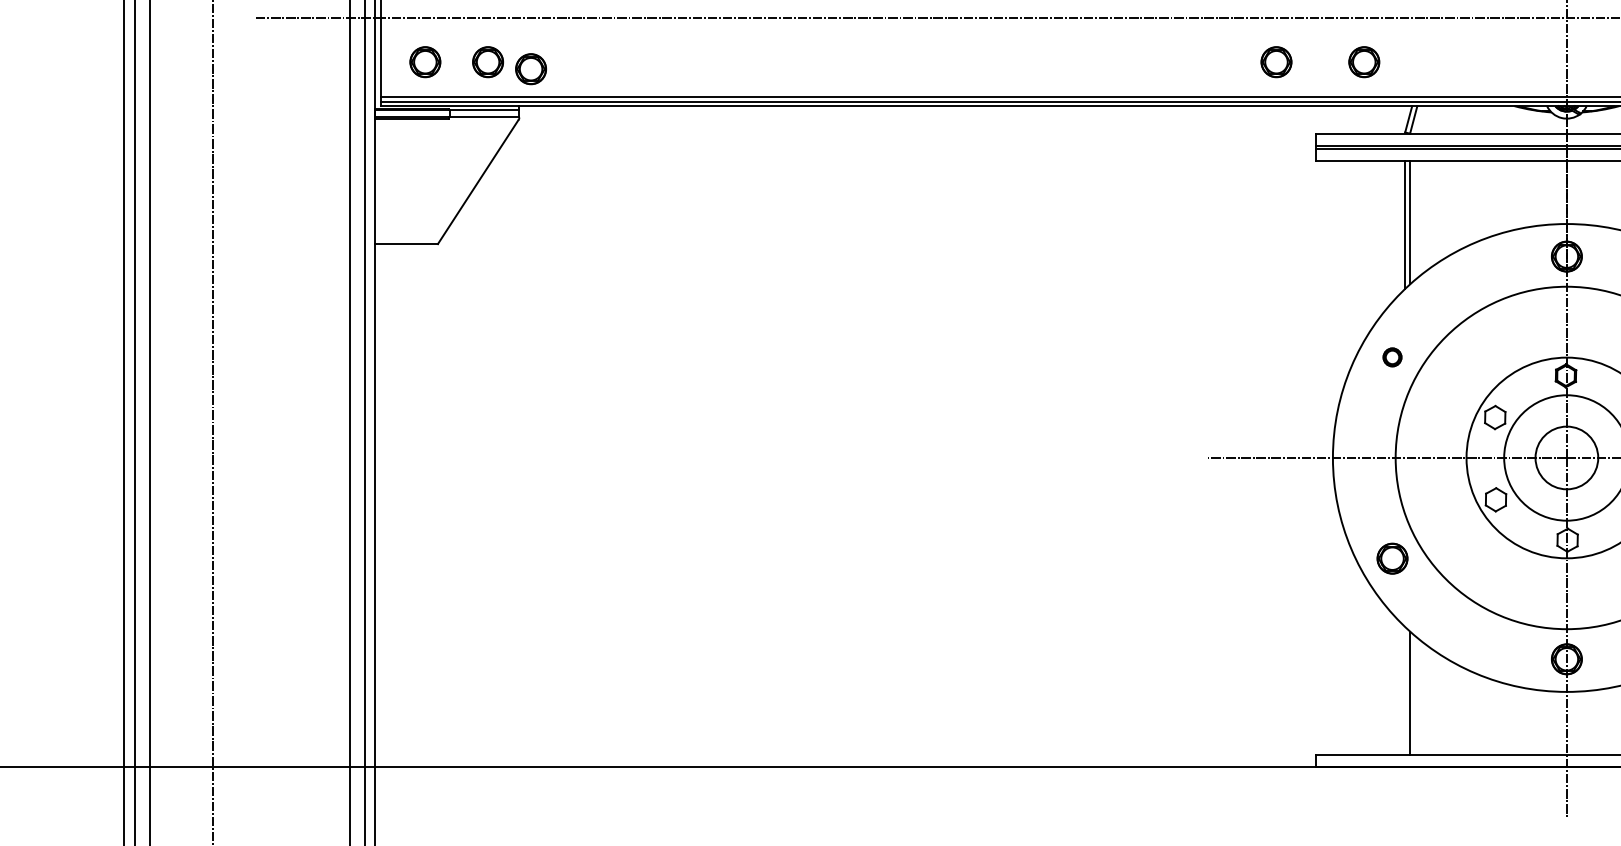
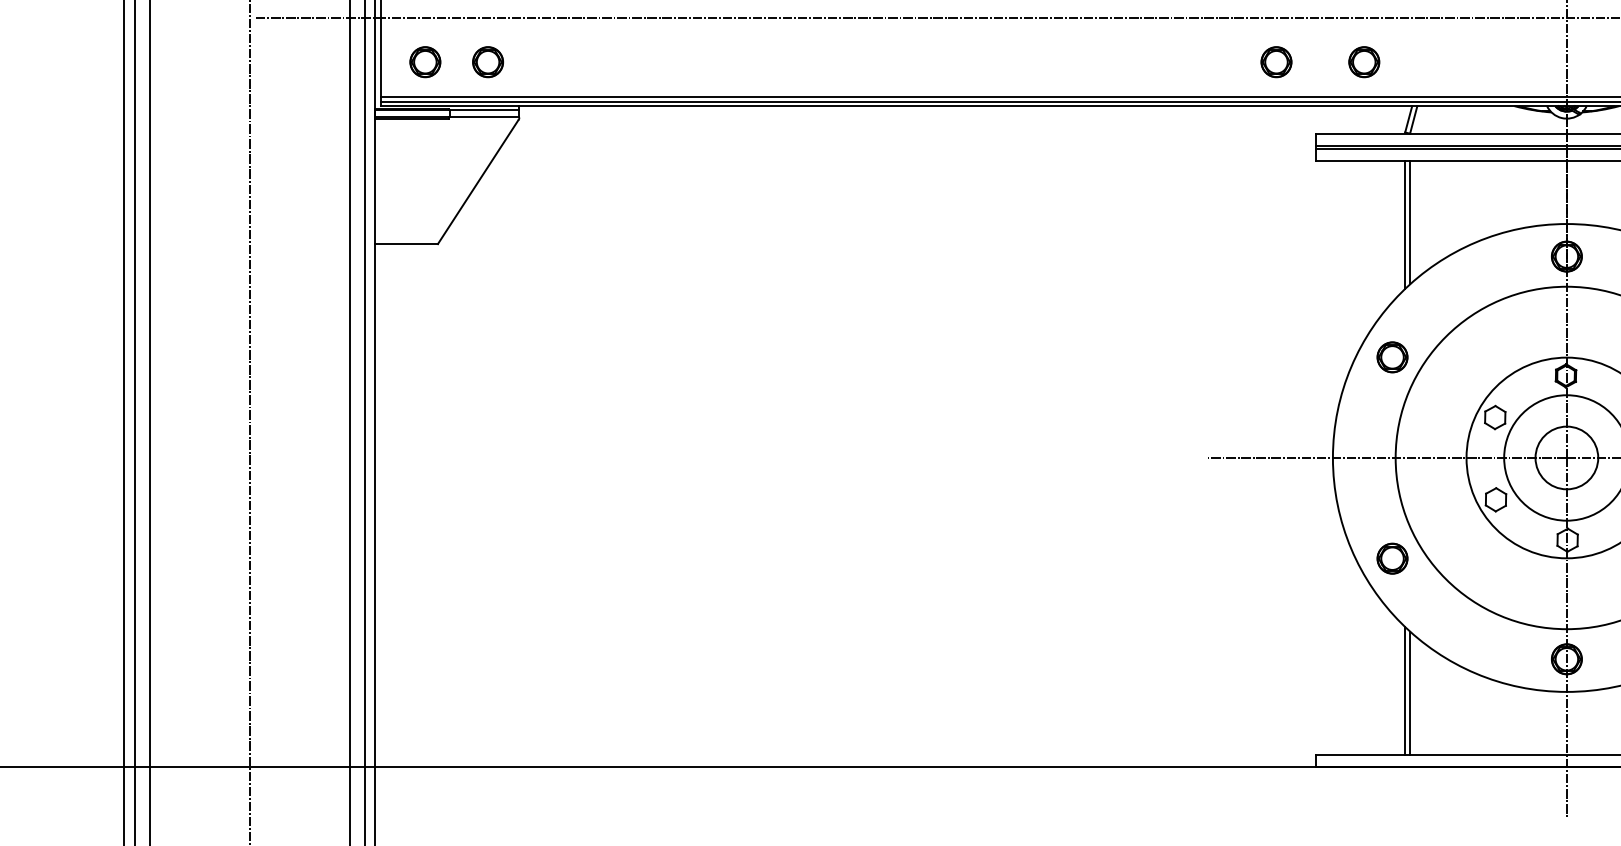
part: present -> none (530, 69)
part size: 21x21 px -> 33x33 px (1392, 357)
line position: (212, 422) -> (249, 422) (249, 422)
line: none -> present (1405, 690)
